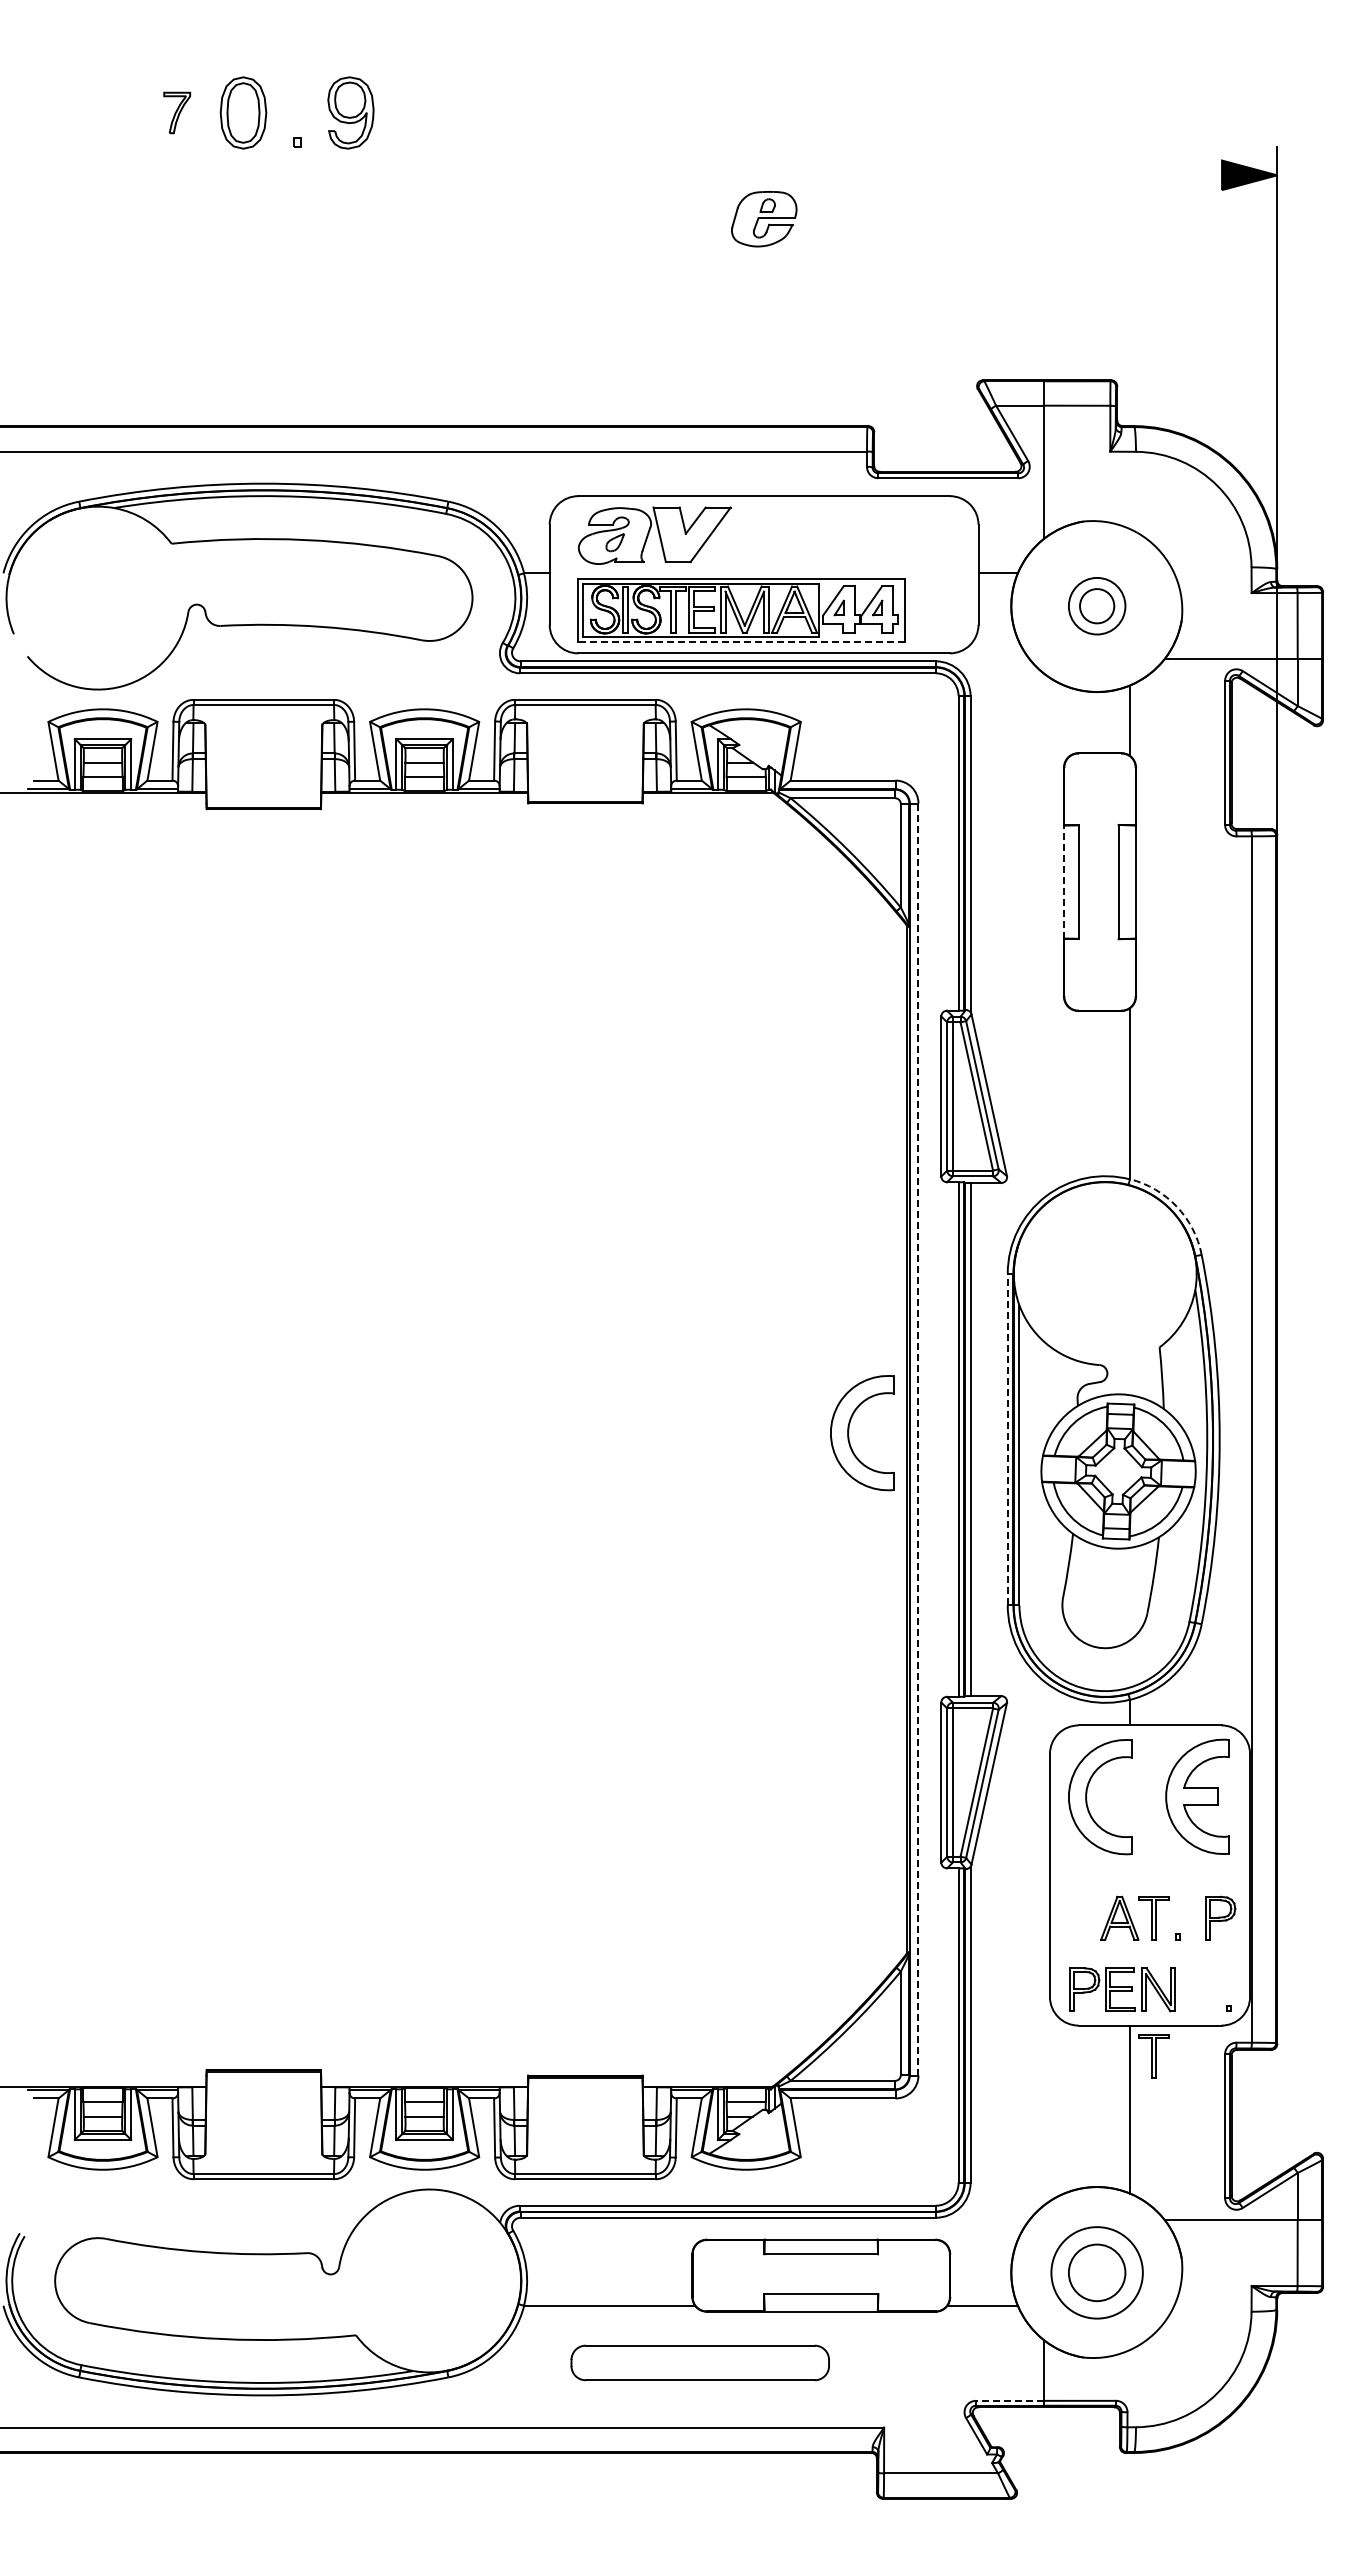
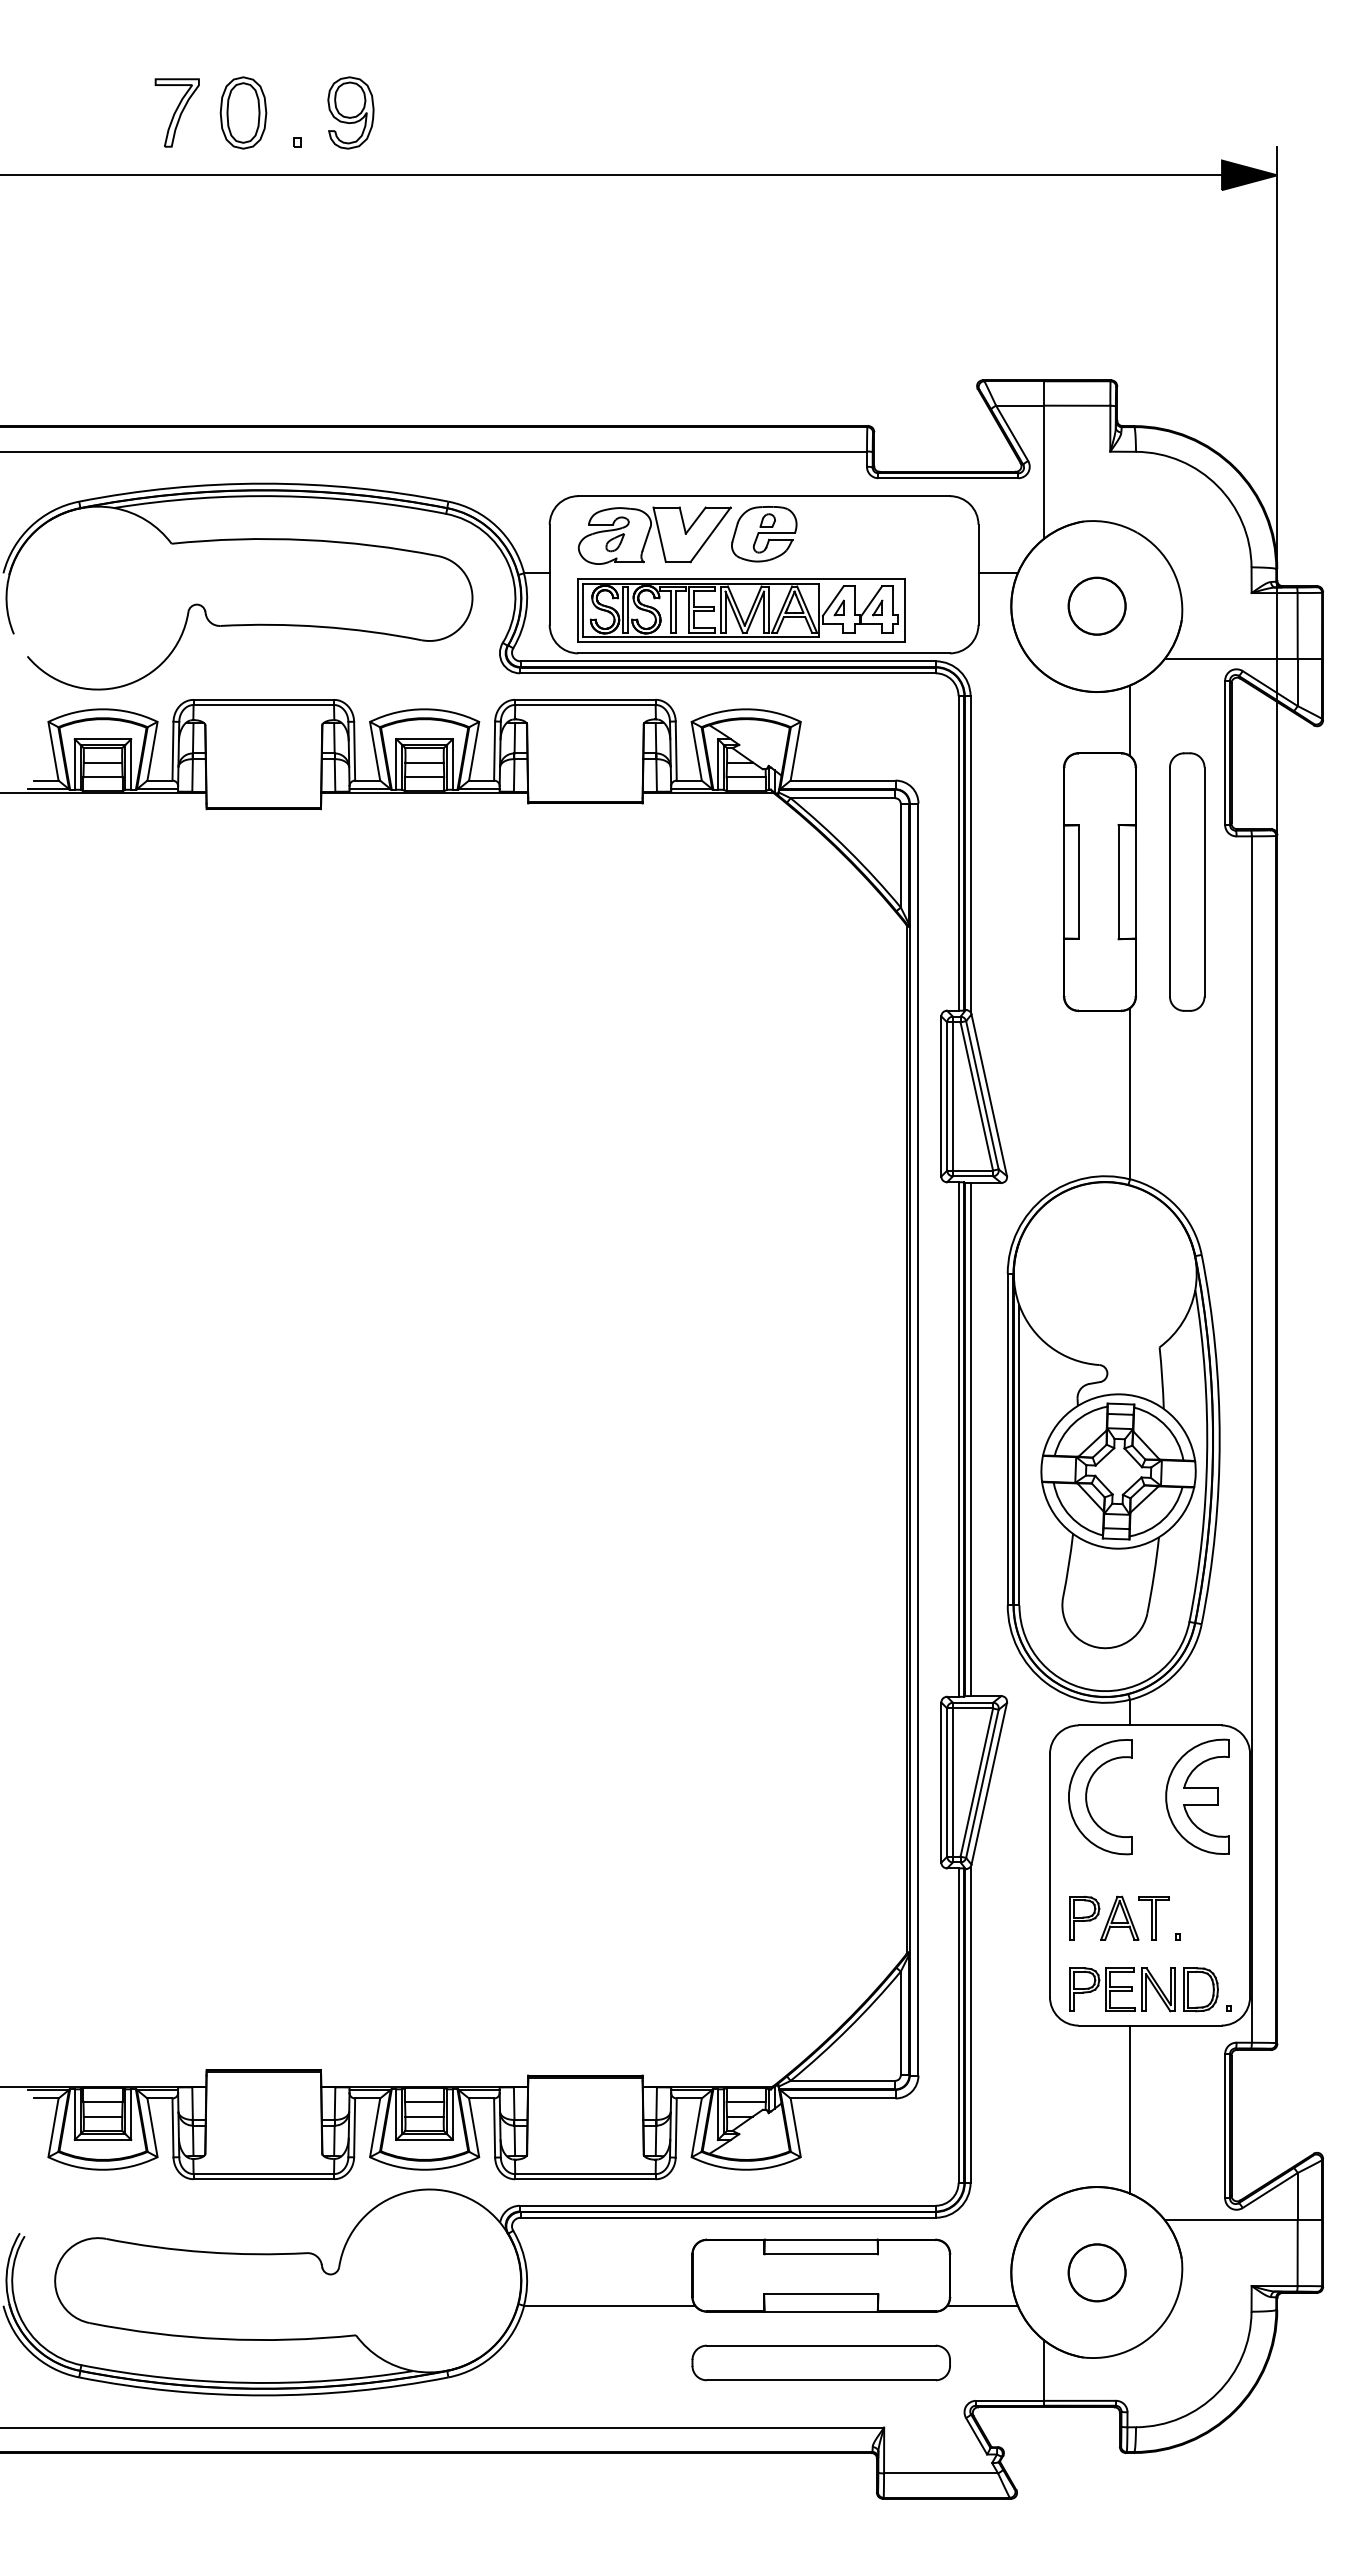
part size: 29x44 px -> 46x70 px (176, 112)
line: none -> present (612, 175)
part position: (764, 219) -> (764, 534) (764, 534)
circle diameter: 34 px -> 57 px (1096, 605)
line: dashed -> solid (740, 641)
line: dashed -> solid (1064, 881)
part: none -> present (1187, 881)
arc: dashed -> solid (1176, 1206)
part: present -> none (849, 1436)
line: dashed -> solid (918, 1439)
line: dashed -> solid (1007, 1439)
part position: (1220, 1917) -> (1084, 1917) (1084, 1917)
part: none -> present (1200, 1989)
part: present -> none (1153, 2056)
circle diameter: 91 px -> 57 px (1096, 2272)
part position: (699, 2362) -> (820, 2362) (820, 2362)
line: dashed -> solid (1009, 2400)
